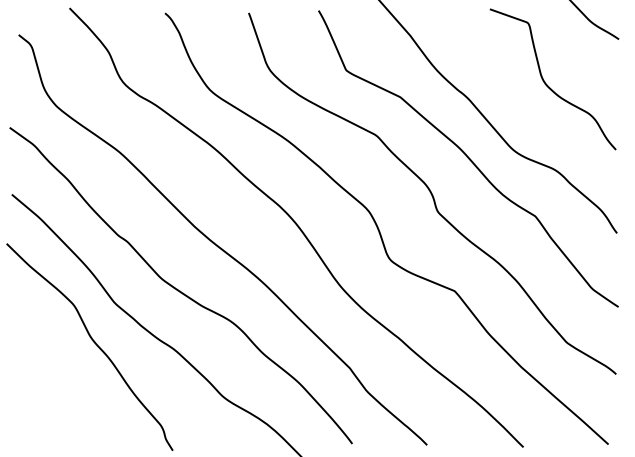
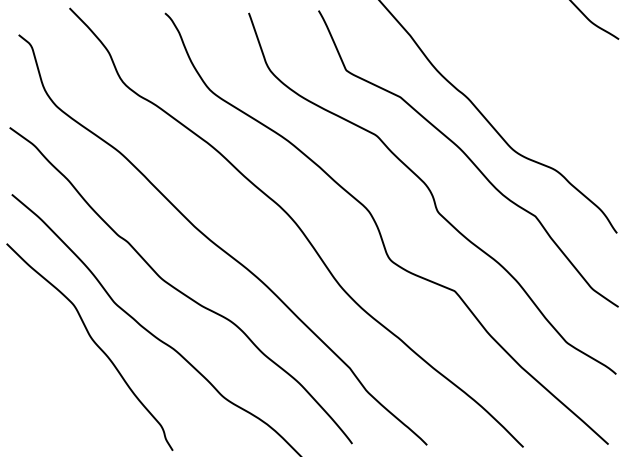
curve: present -> none (547, 84)
